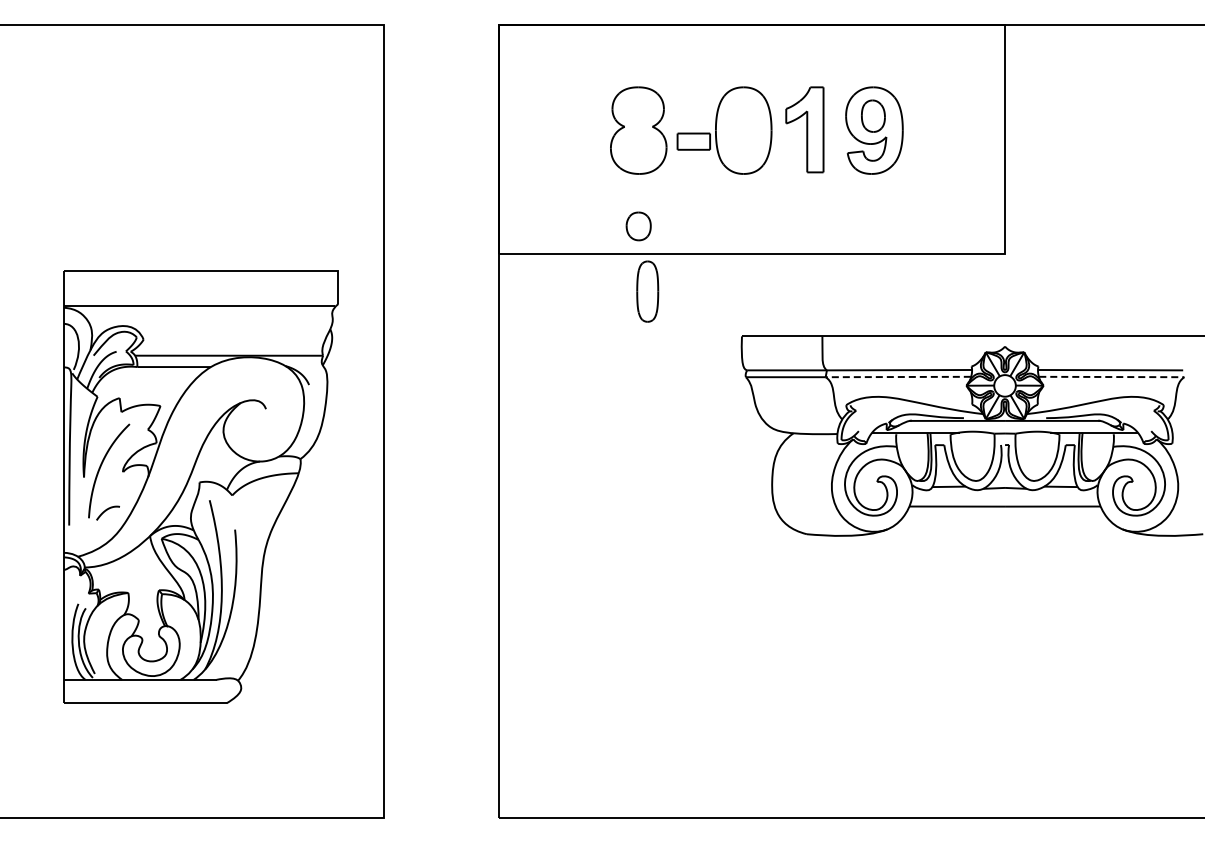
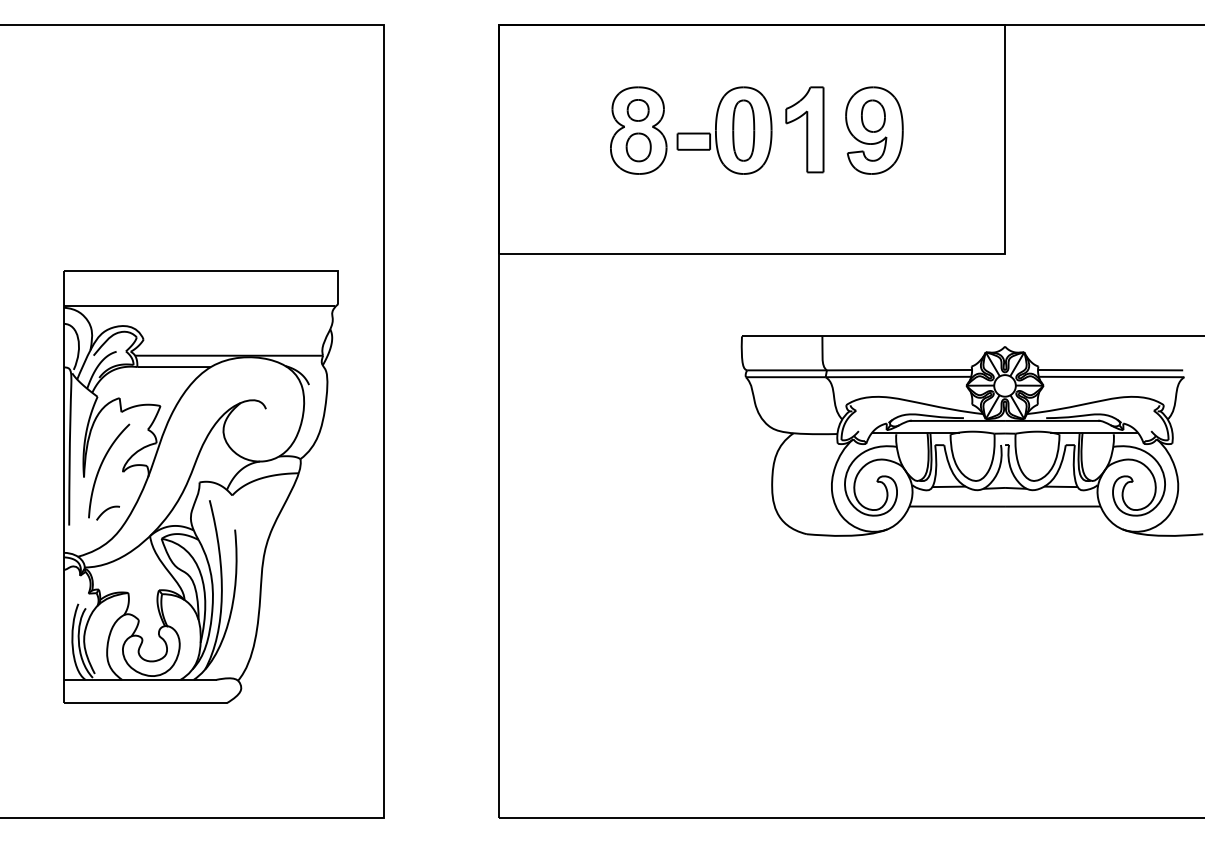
part: none -> present (637, 110)
part position: (638, 226) -> (638, 147) (638, 147)
part position: (647, 291) -> (743, 130) (743, 130)
line: dashed -> solid (898, 377)
line: dashed -> solid (1111, 377)
